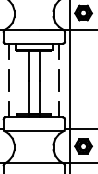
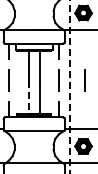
line: none -> present (84, 80)
line: solid -> dashed (69, 87)
line: solid -> dashed (28, 97)
